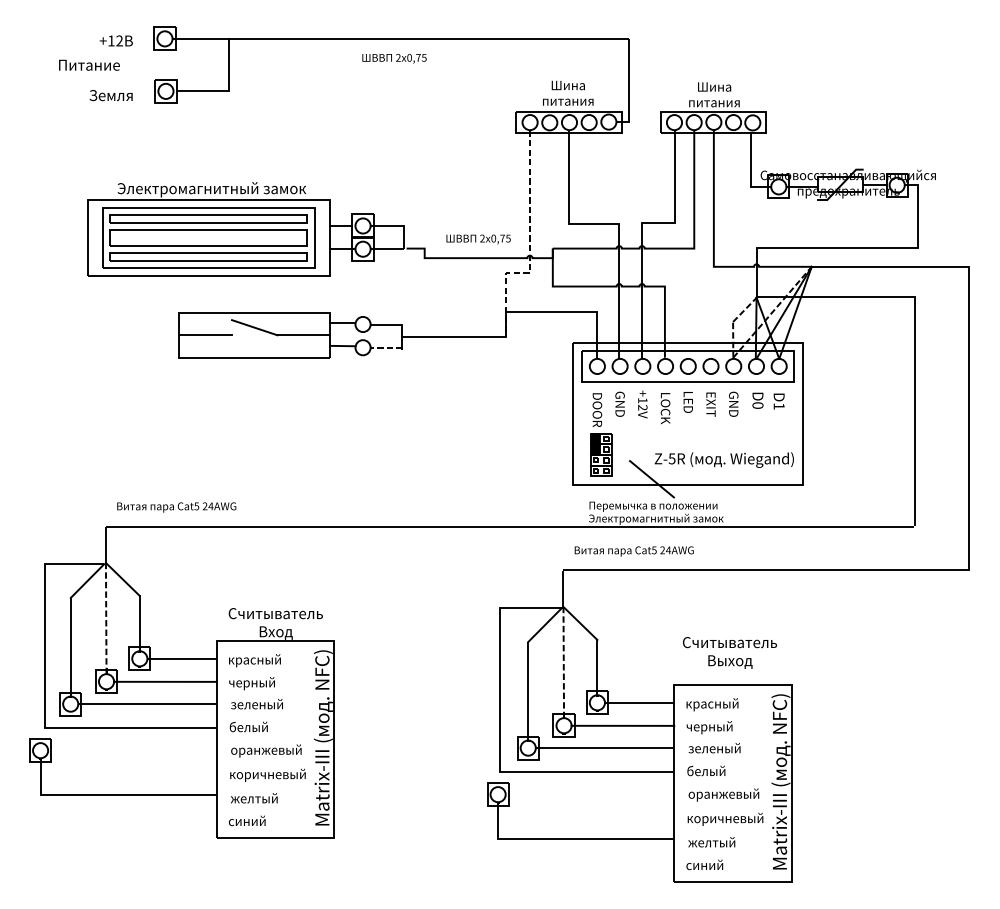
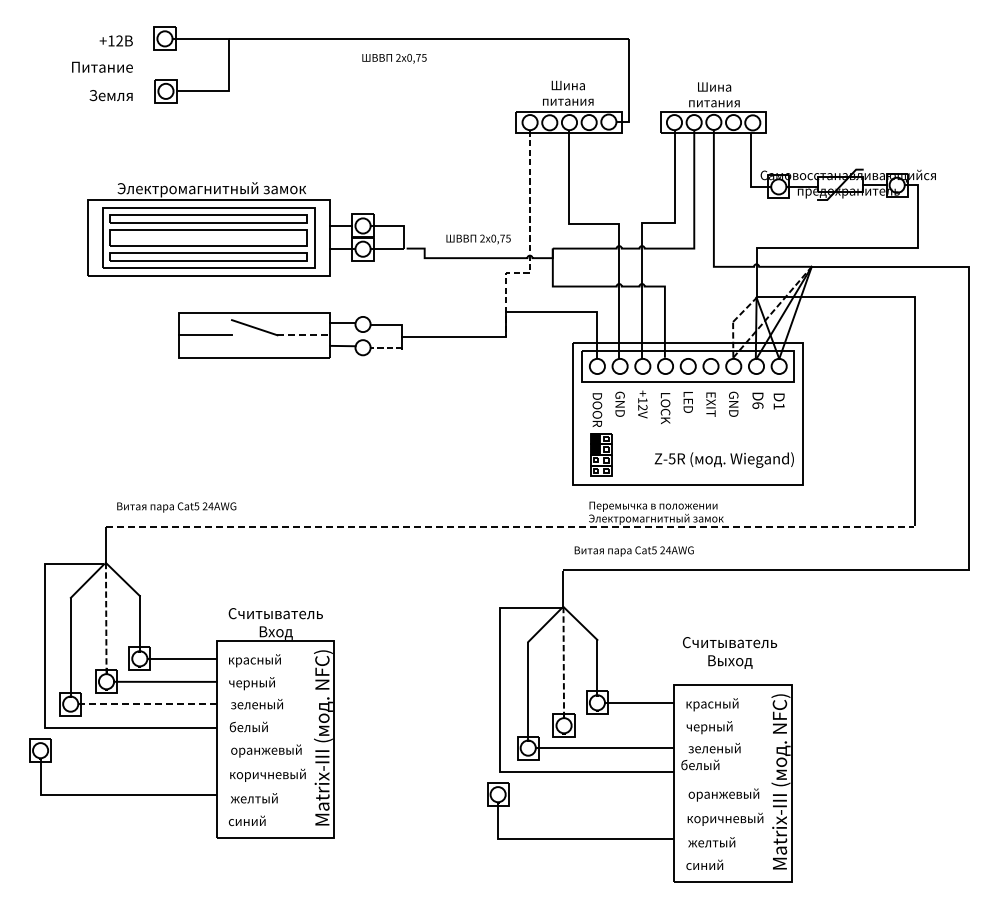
text position: (89, 64) -> (102, 66) (102, 66)
line: solid -> dashed (303, 335)
text: D0 -> D6 (757, 405)
line: present -> none (651, 479)
line: solid -> dashed (511, 527)
line: solid -> dashed (148, 704)
line: present -> none (622, 725)
text position: (706, 770) -> (700, 764) (700, 764)
